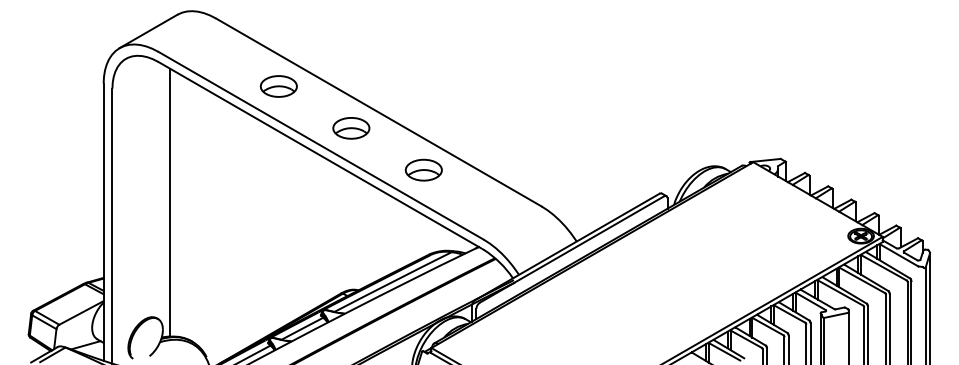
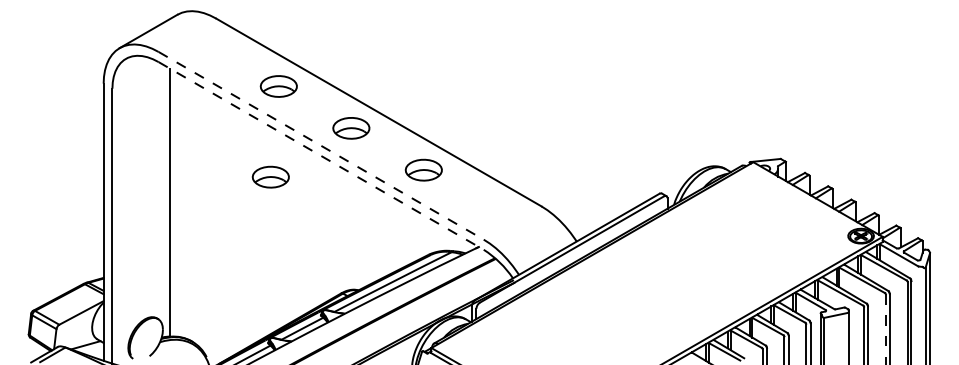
line: solid -> dashed (321, 145)
line: solid -> dashed (321, 155)
part: none -> present (270, 176)
line: solid -> dashed (885, 329)
